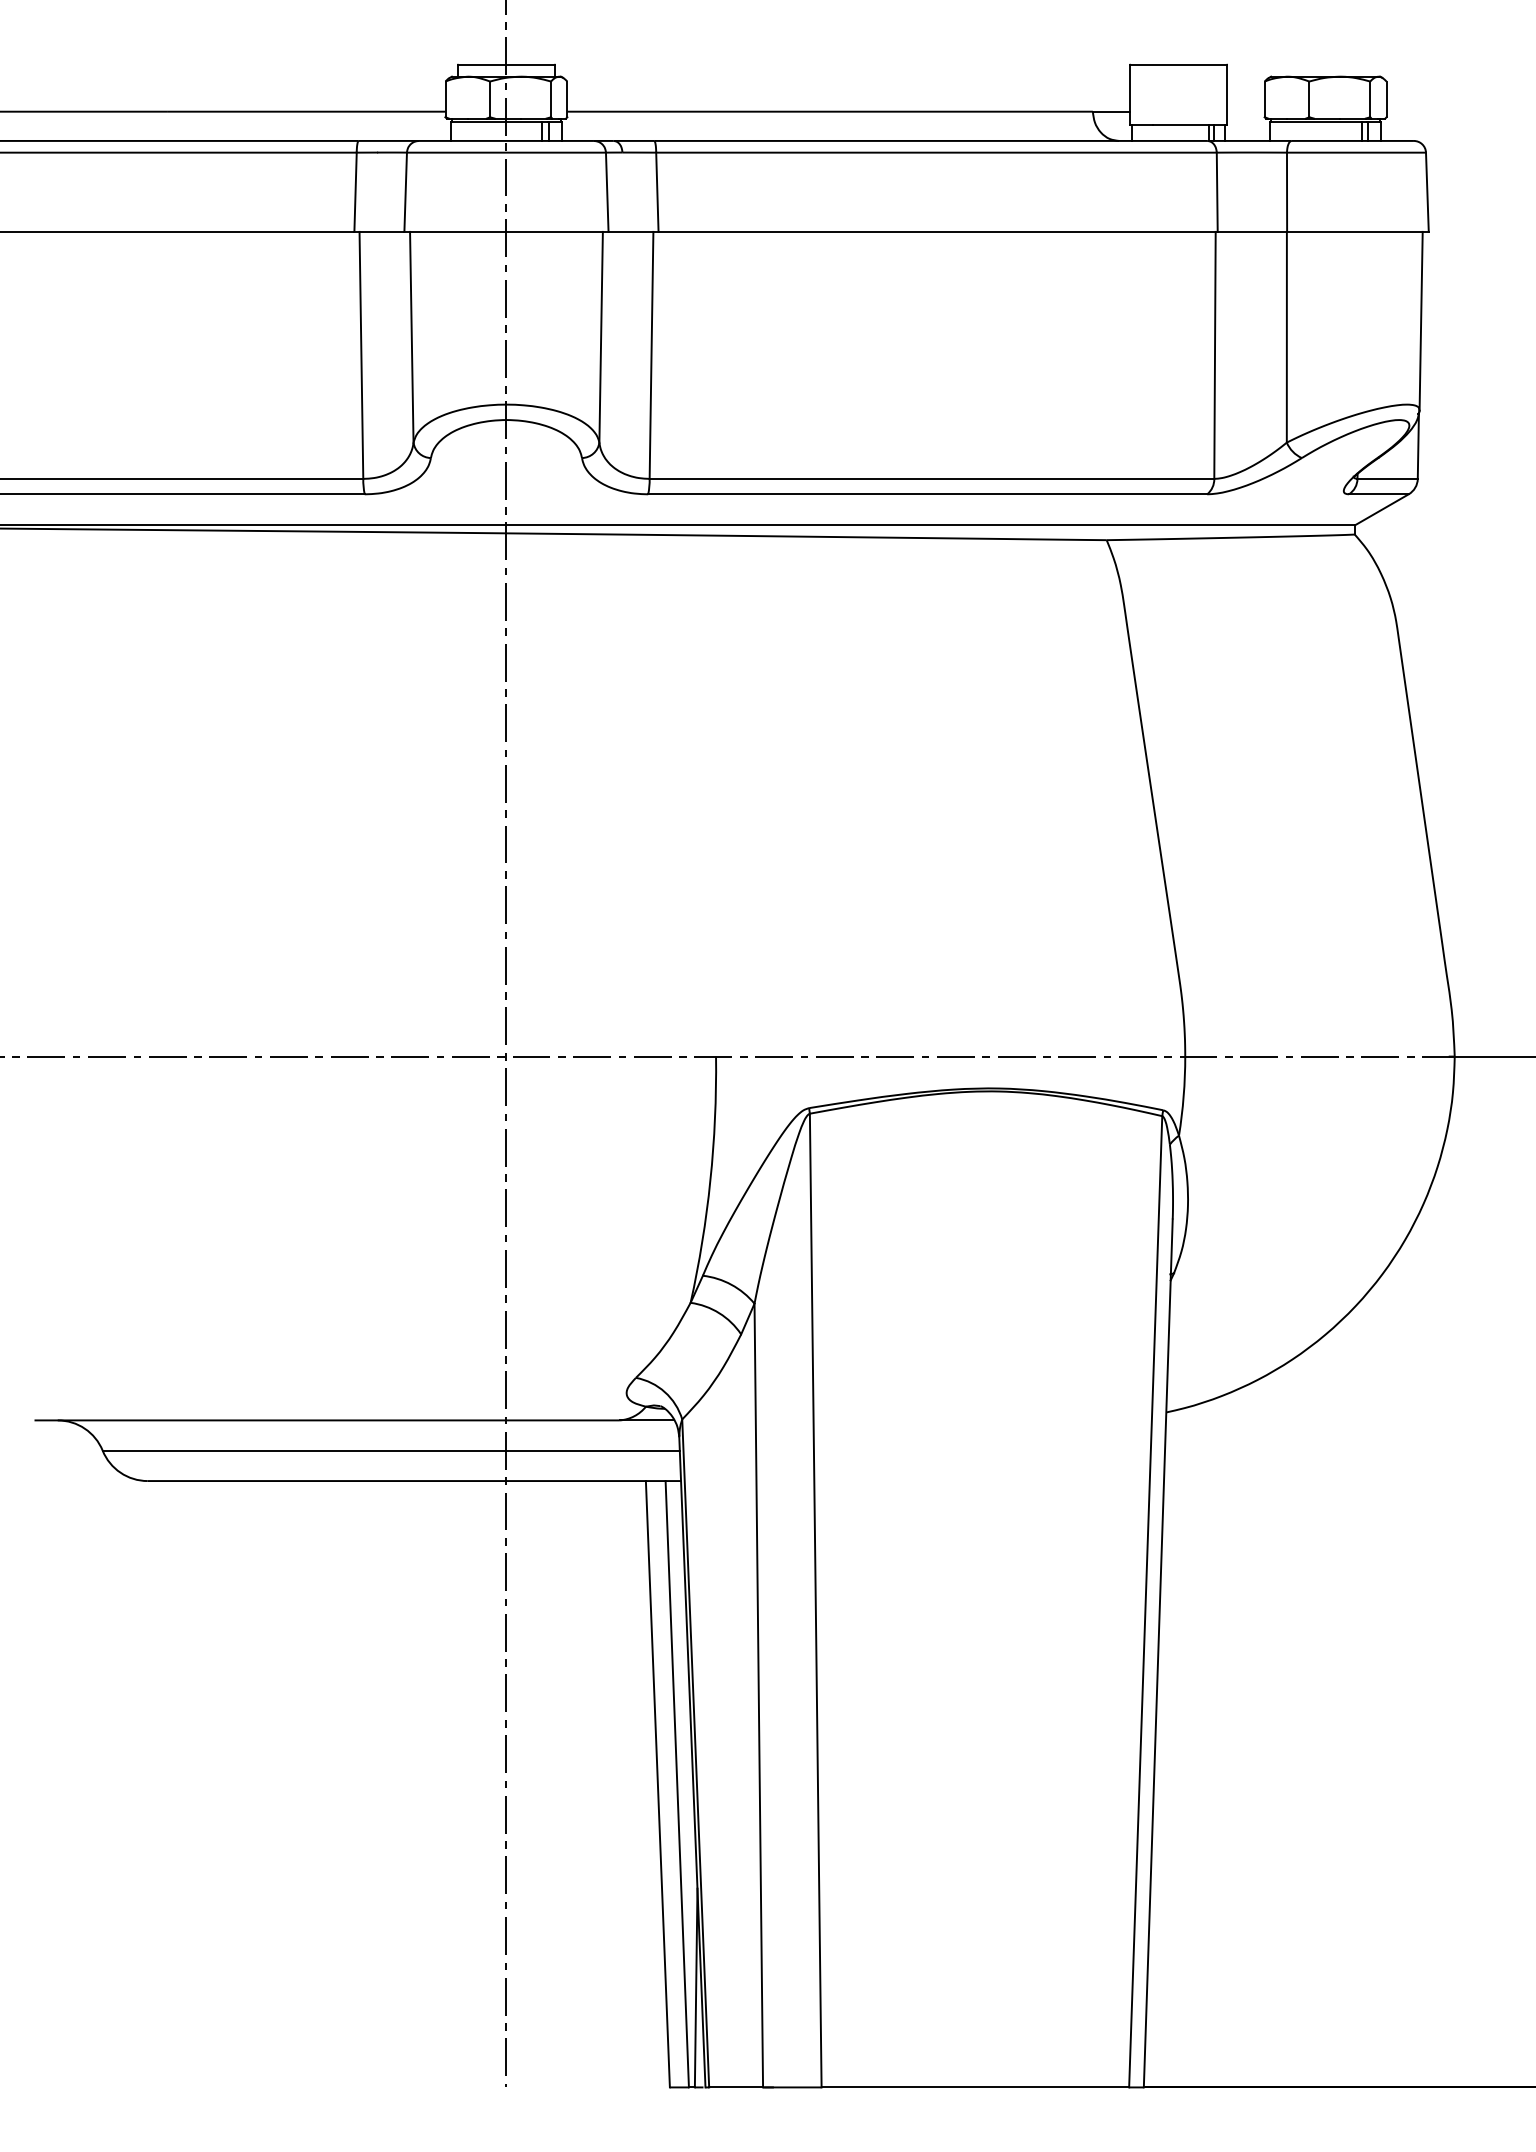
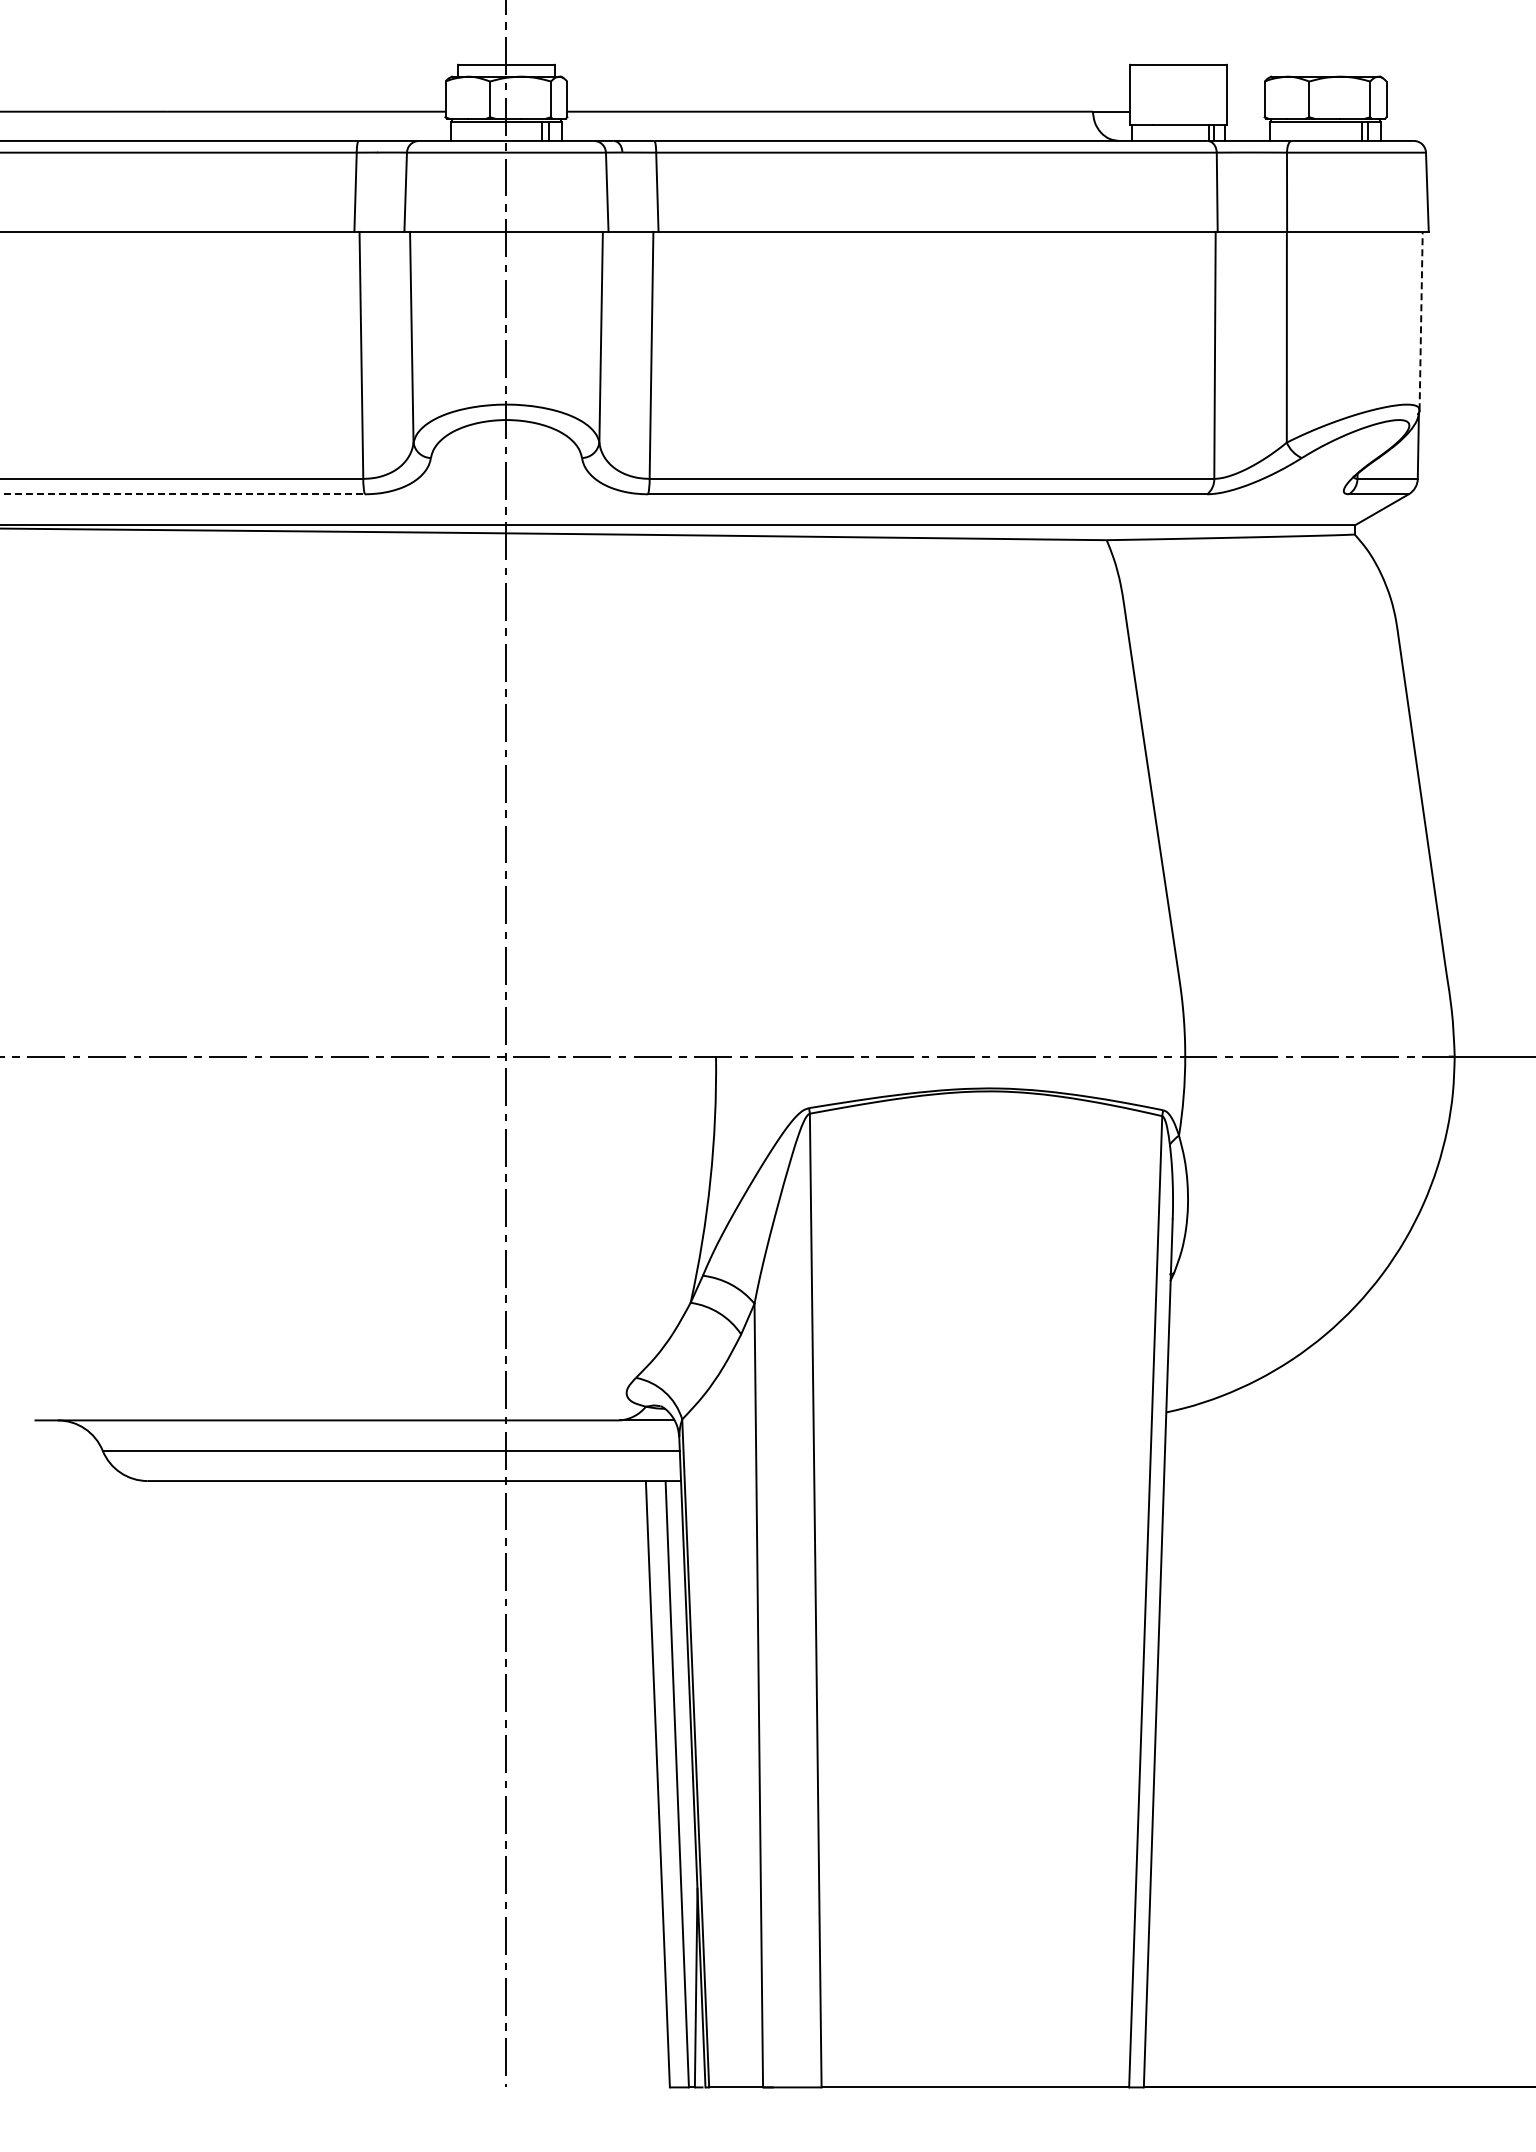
line: solid -> dashed (1421, 320)
line: solid -> dashed (183, 494)
